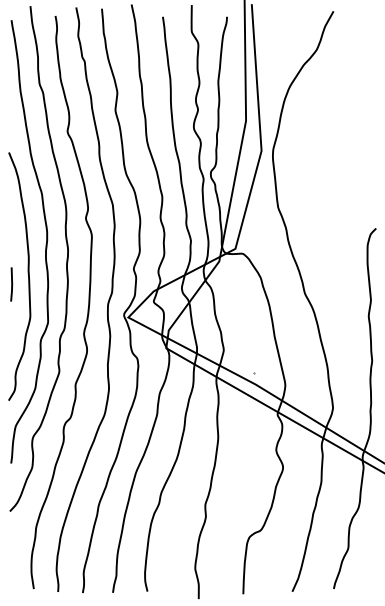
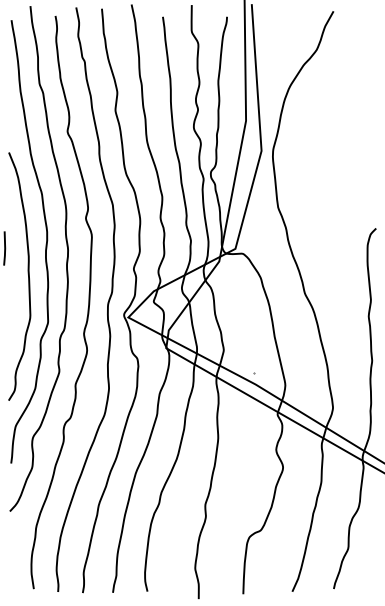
line position: (11, 284) -> (4, 248) (4, 248)
